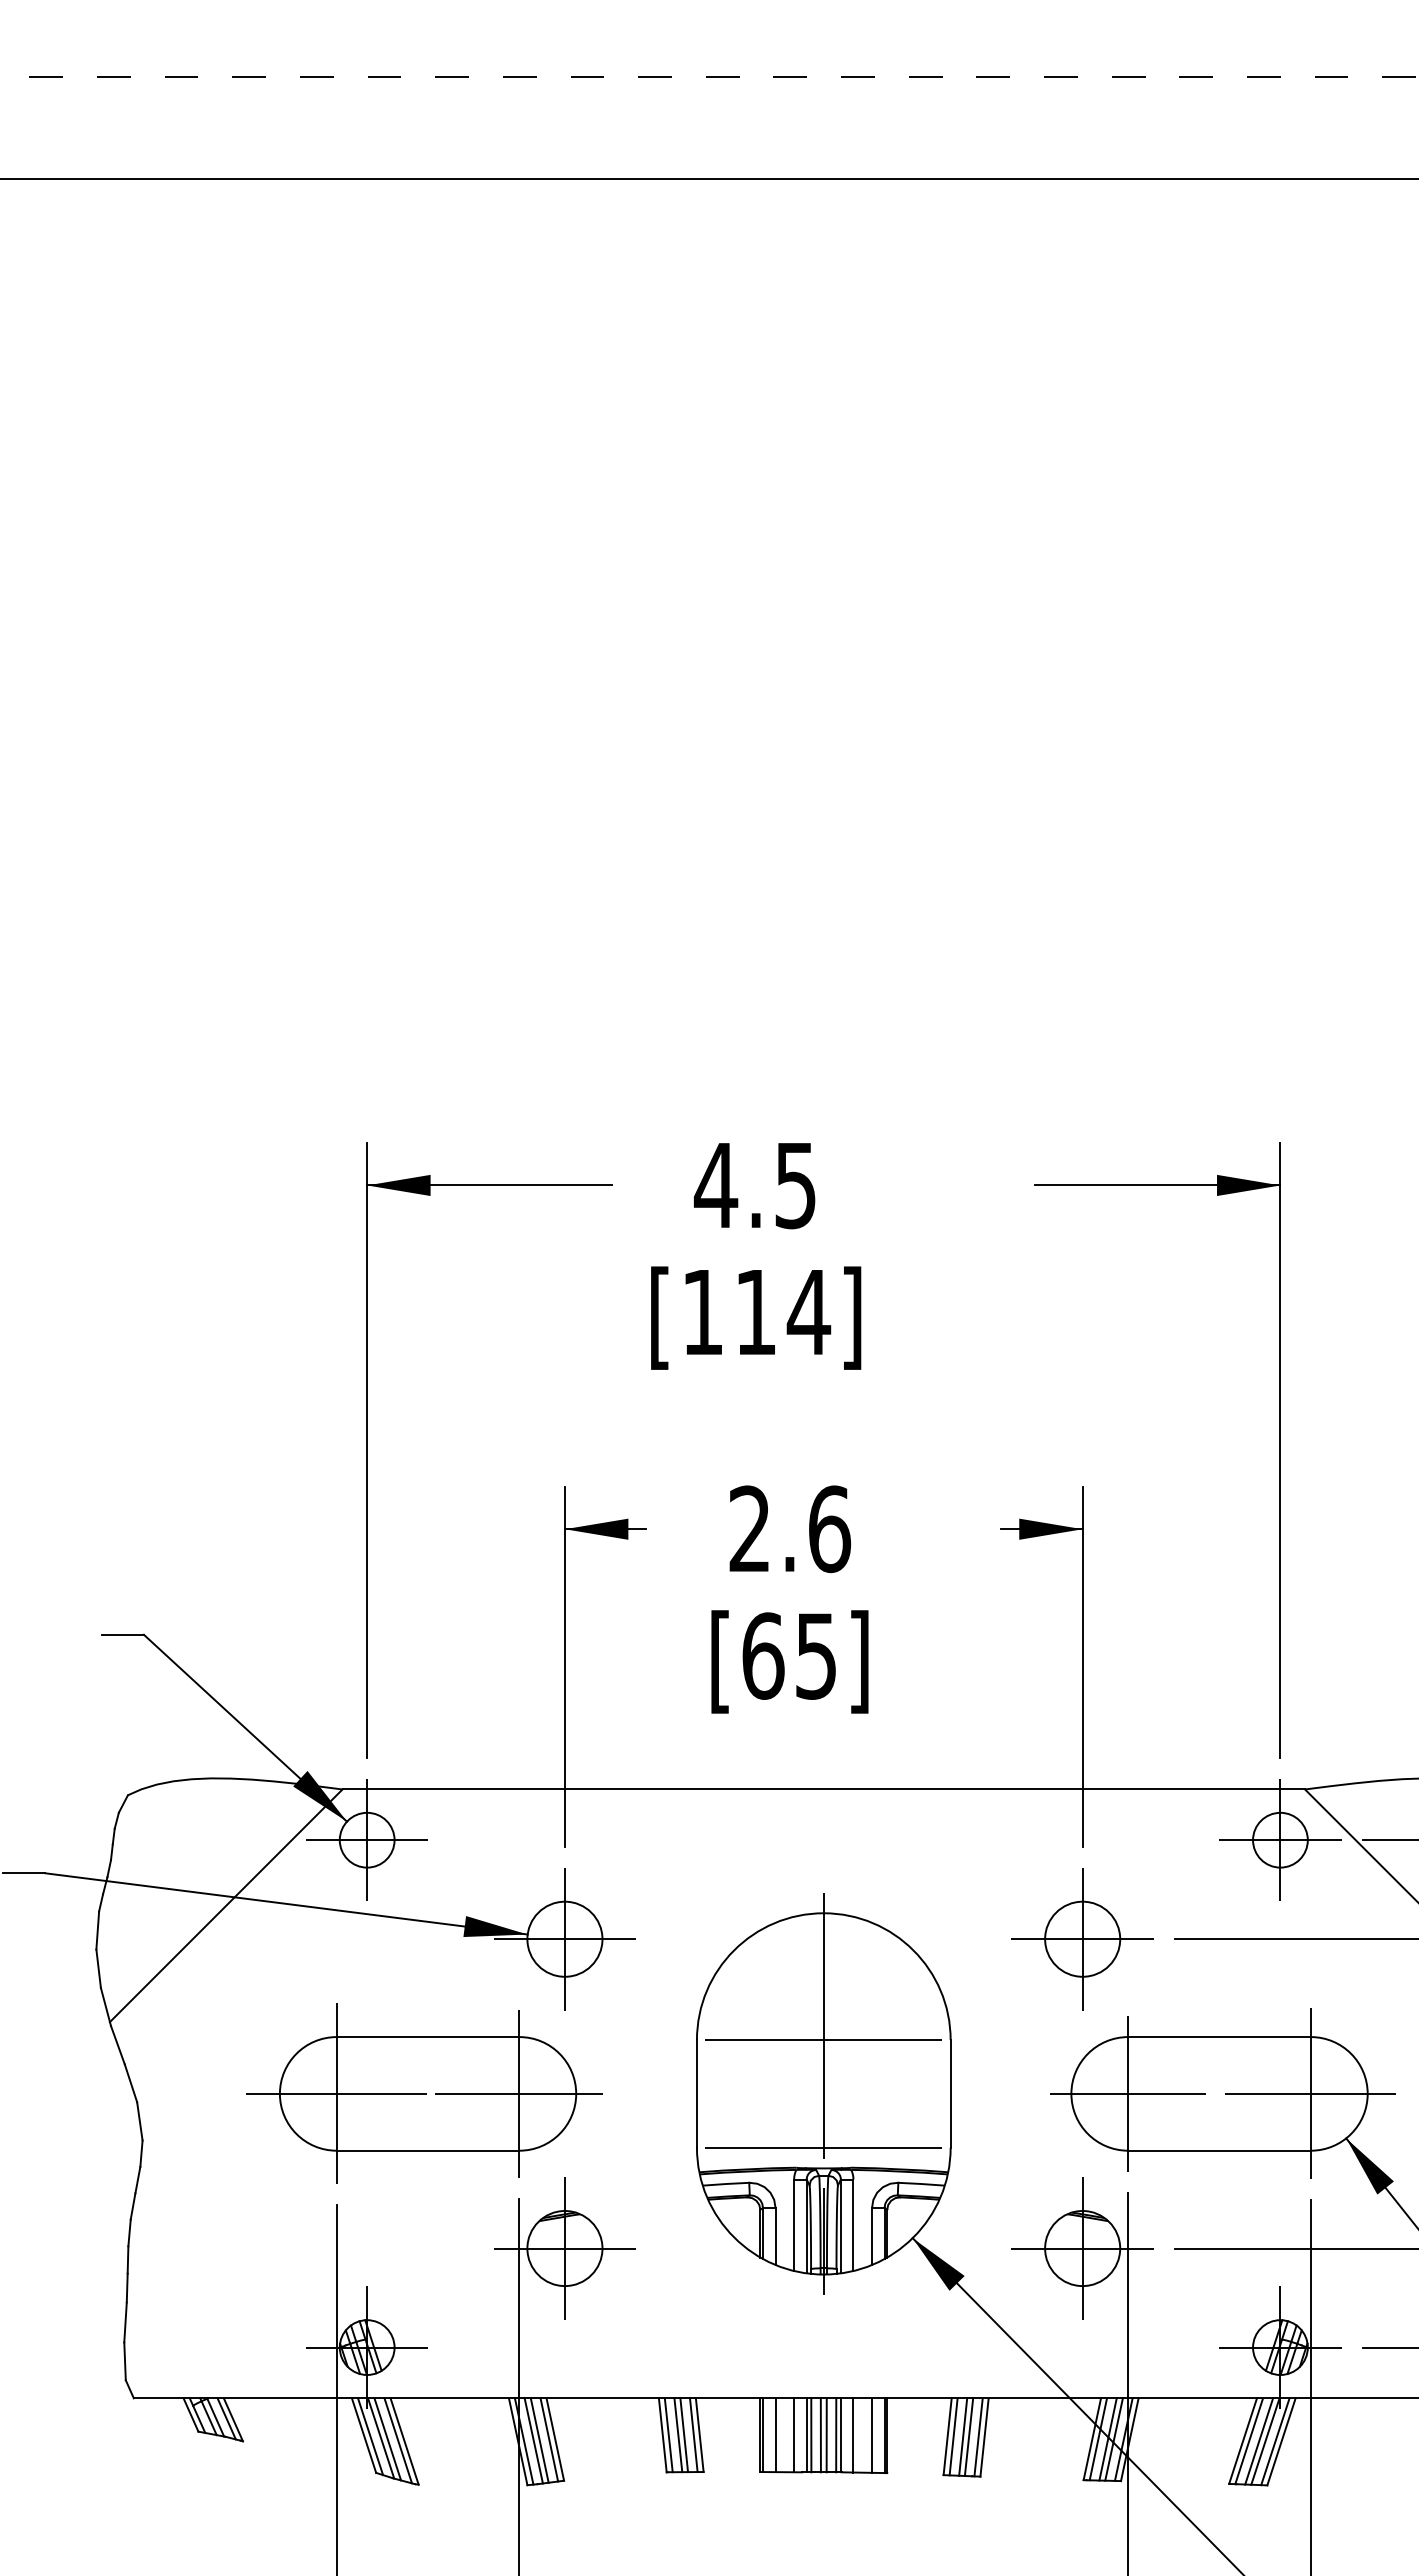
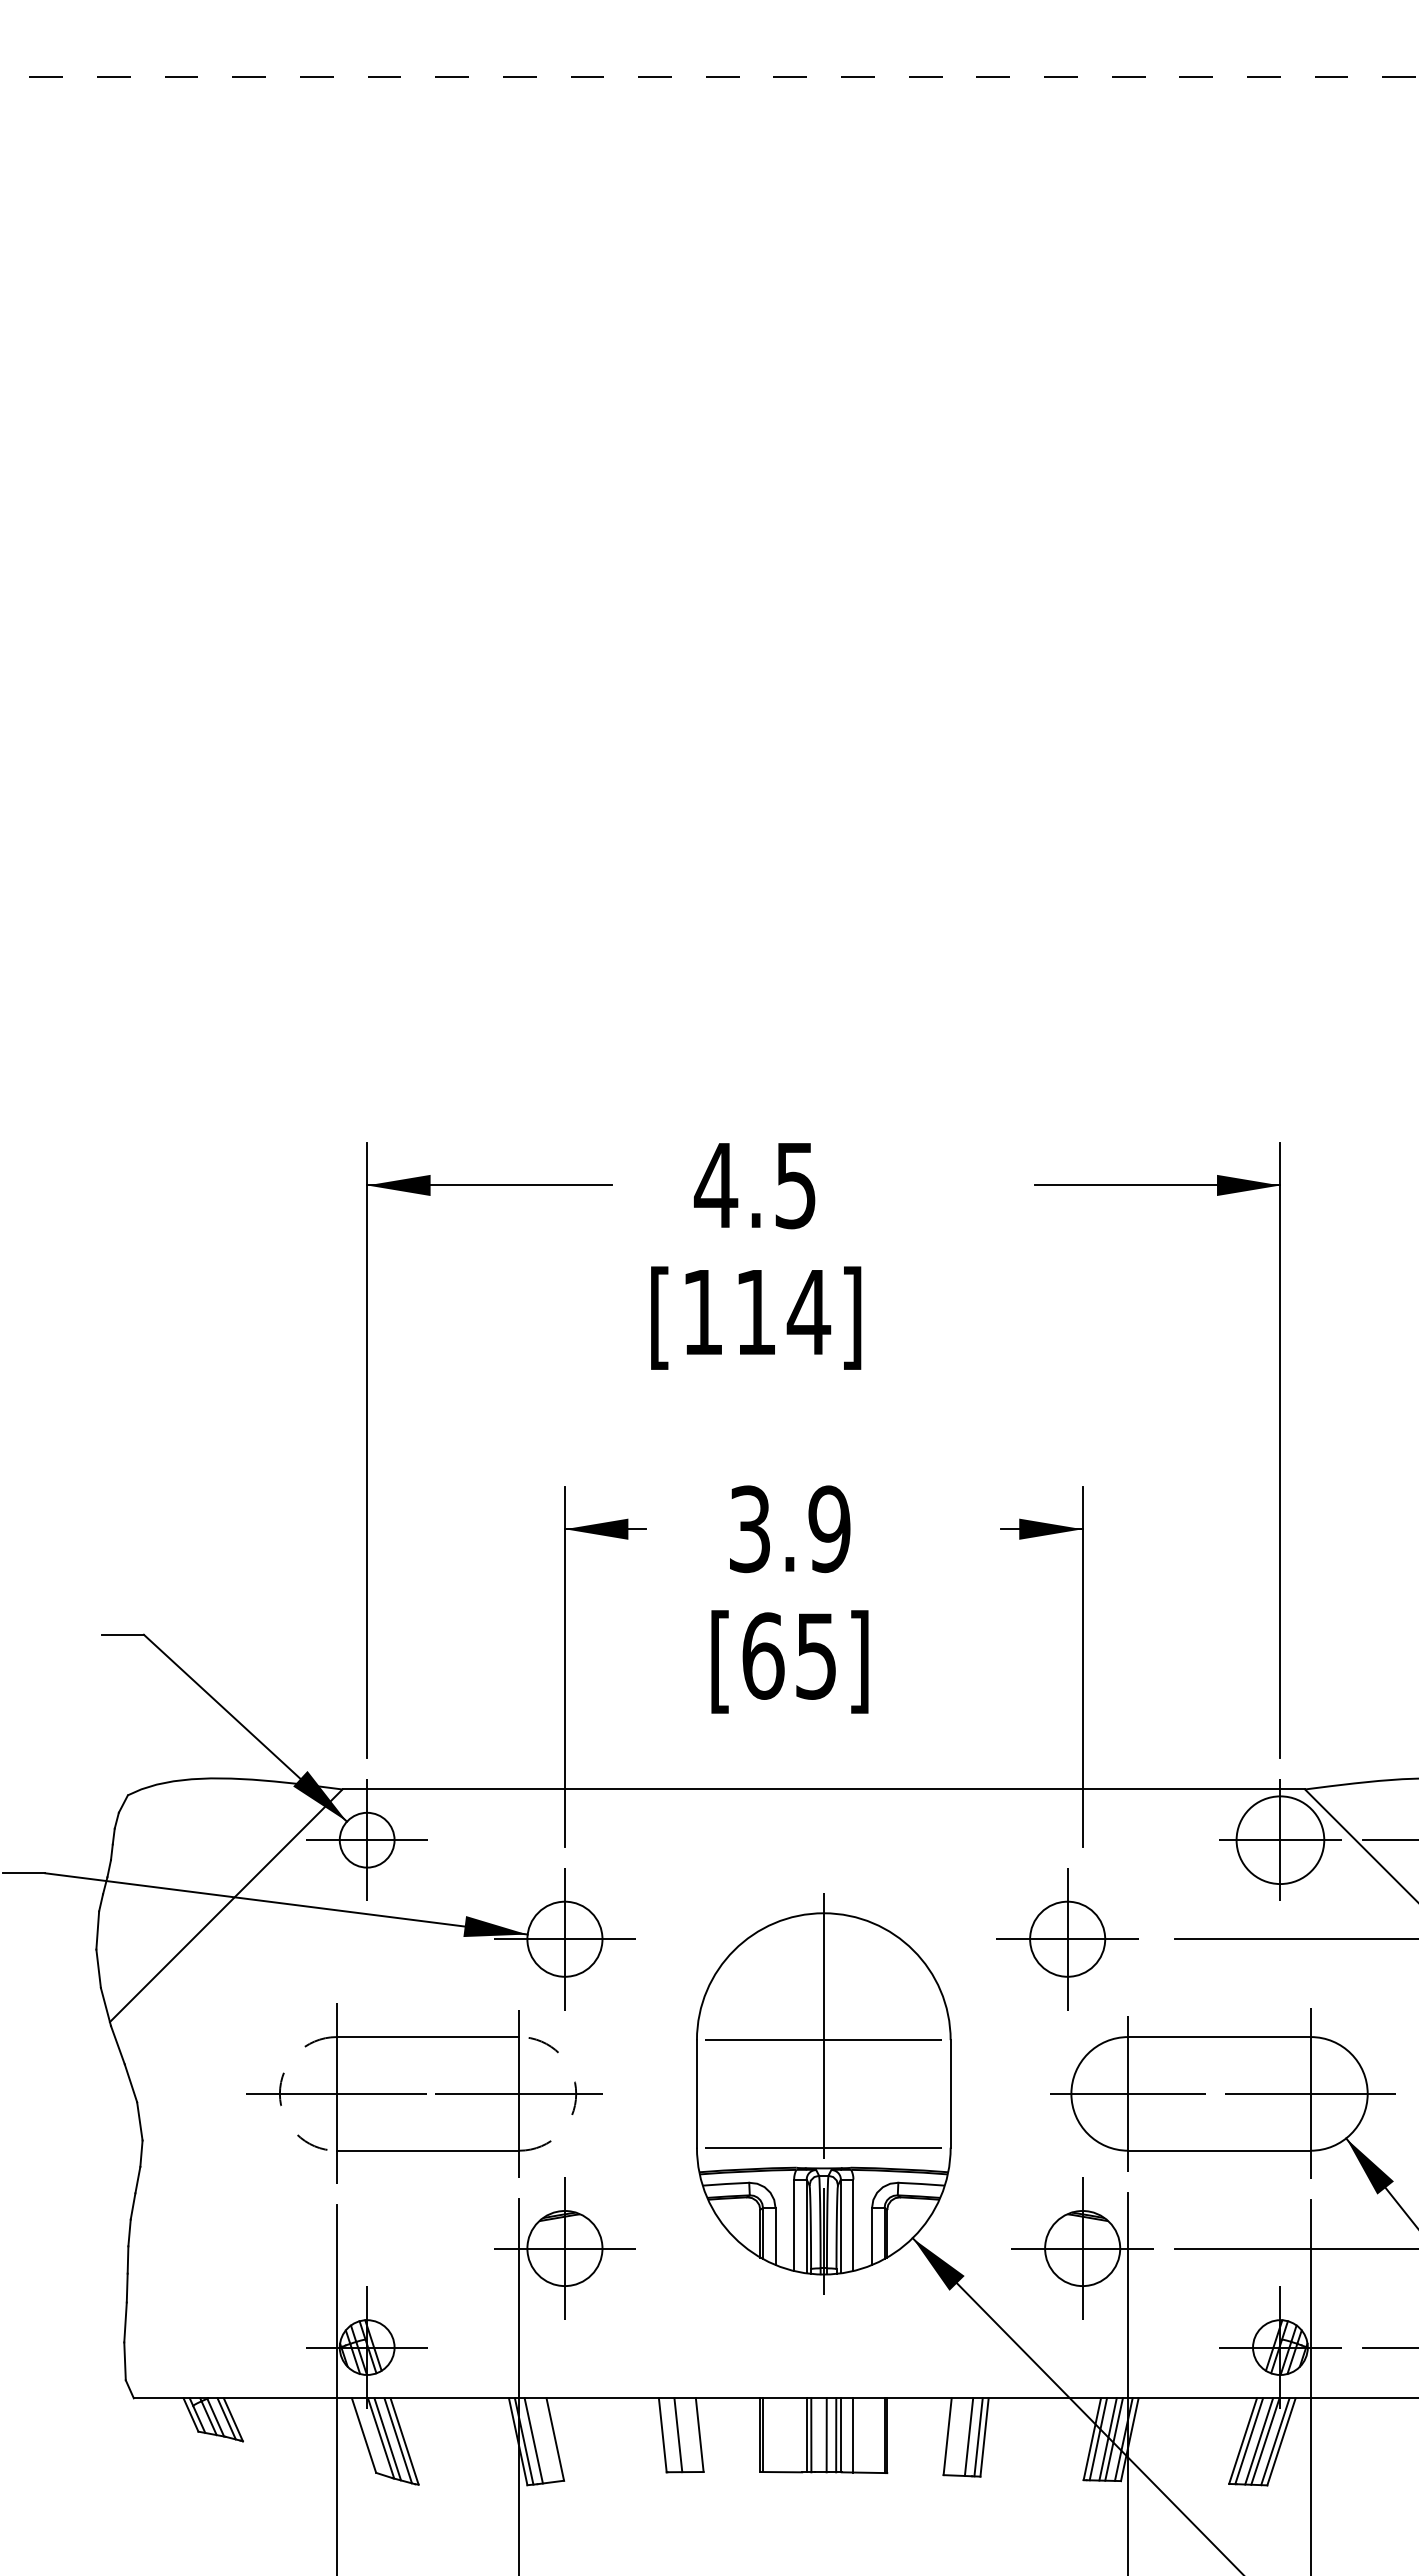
line: present -> none (708, 178)
text: 2.6 -> 3.9 (790, 1529)
circle diameter: 55 px -> 88 px (1280, 1840)
part position: (1082, 1939) -> (1067, 1939) (1067, 1939)
arc: solid -> dashed (279, 2093)
arc: solid -> dashed (576, 2093)
line: present -> none (668, 2435)
line: present -> none (684, 2435)
line: present -> none (693, 2435)
line: present -> none (775, 2435)
line: present -> none (794, 2435)
line: present -> none (820, 2435)
line: present -> none (872, 2435)
line: present -> none (370, 2436)
line: present -> none (953, 2436)
line: present -> none (963, 2436)
line: present -> none (549, 2439)
line: present -> none (539, 2440)
